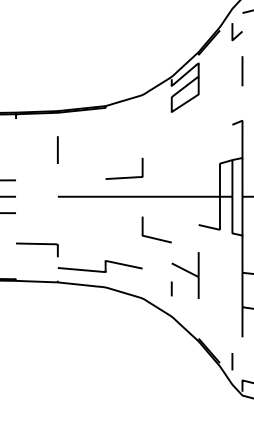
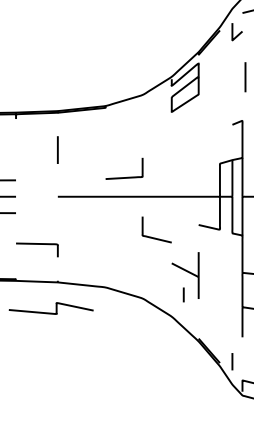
line position: (242, 71) -> (245, 77) (245, 77)
curve position: (99, 270) -> (50, 312) (50, 312)
line position: (171, 288) -> (183, 294) (183, 294)
